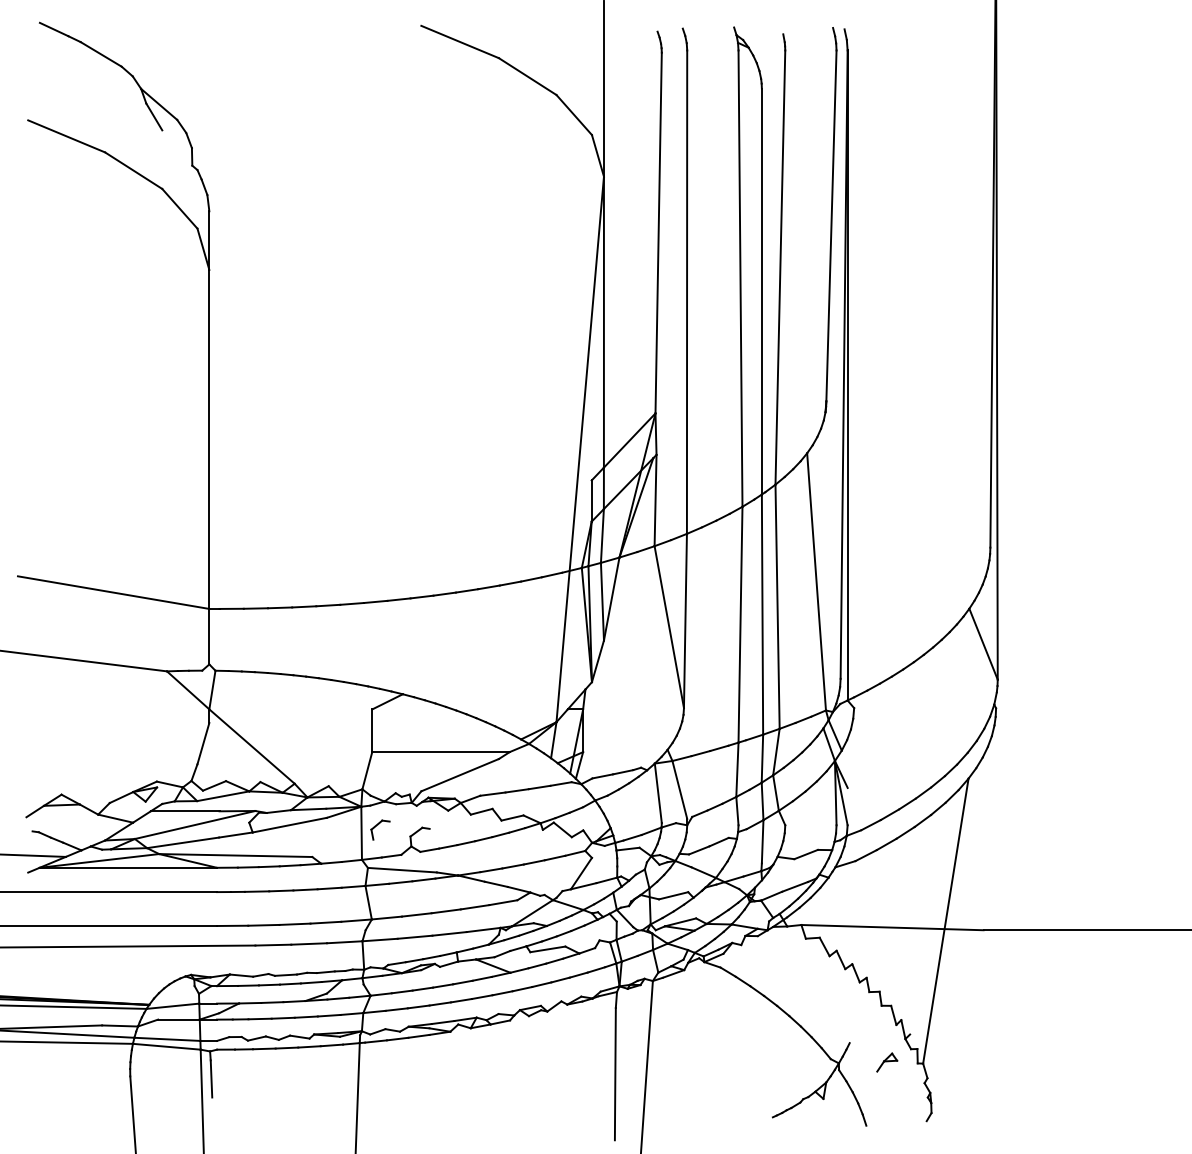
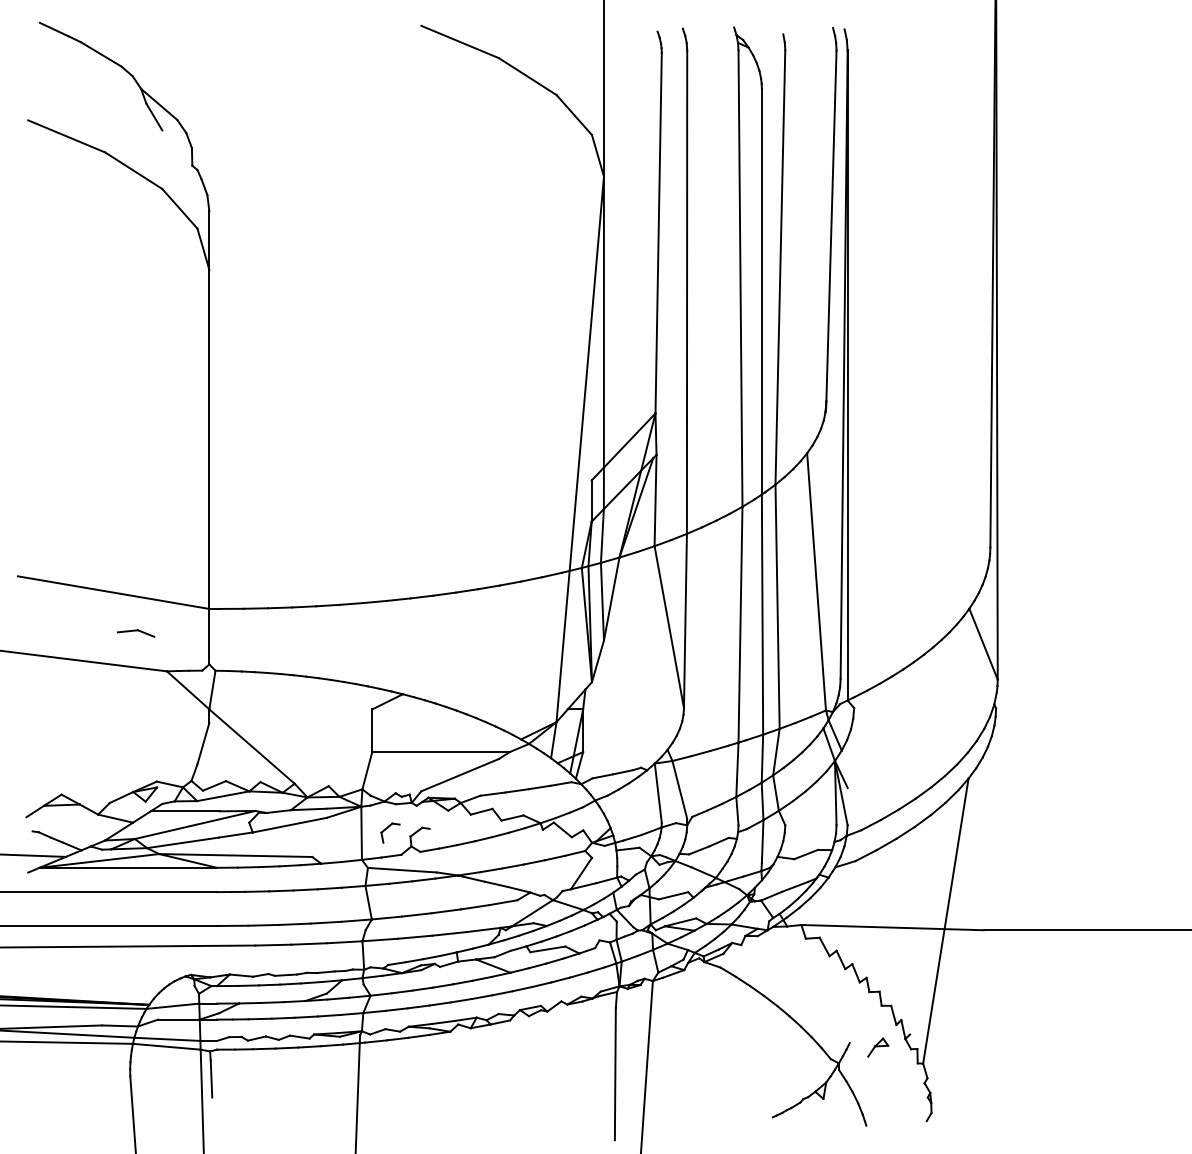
part: none -> present (136, 633)
part position: (380, 829) -> (390, 832) (390, 832)
part position: (887, 1062) -> (878, 1047) (878, 1047)
